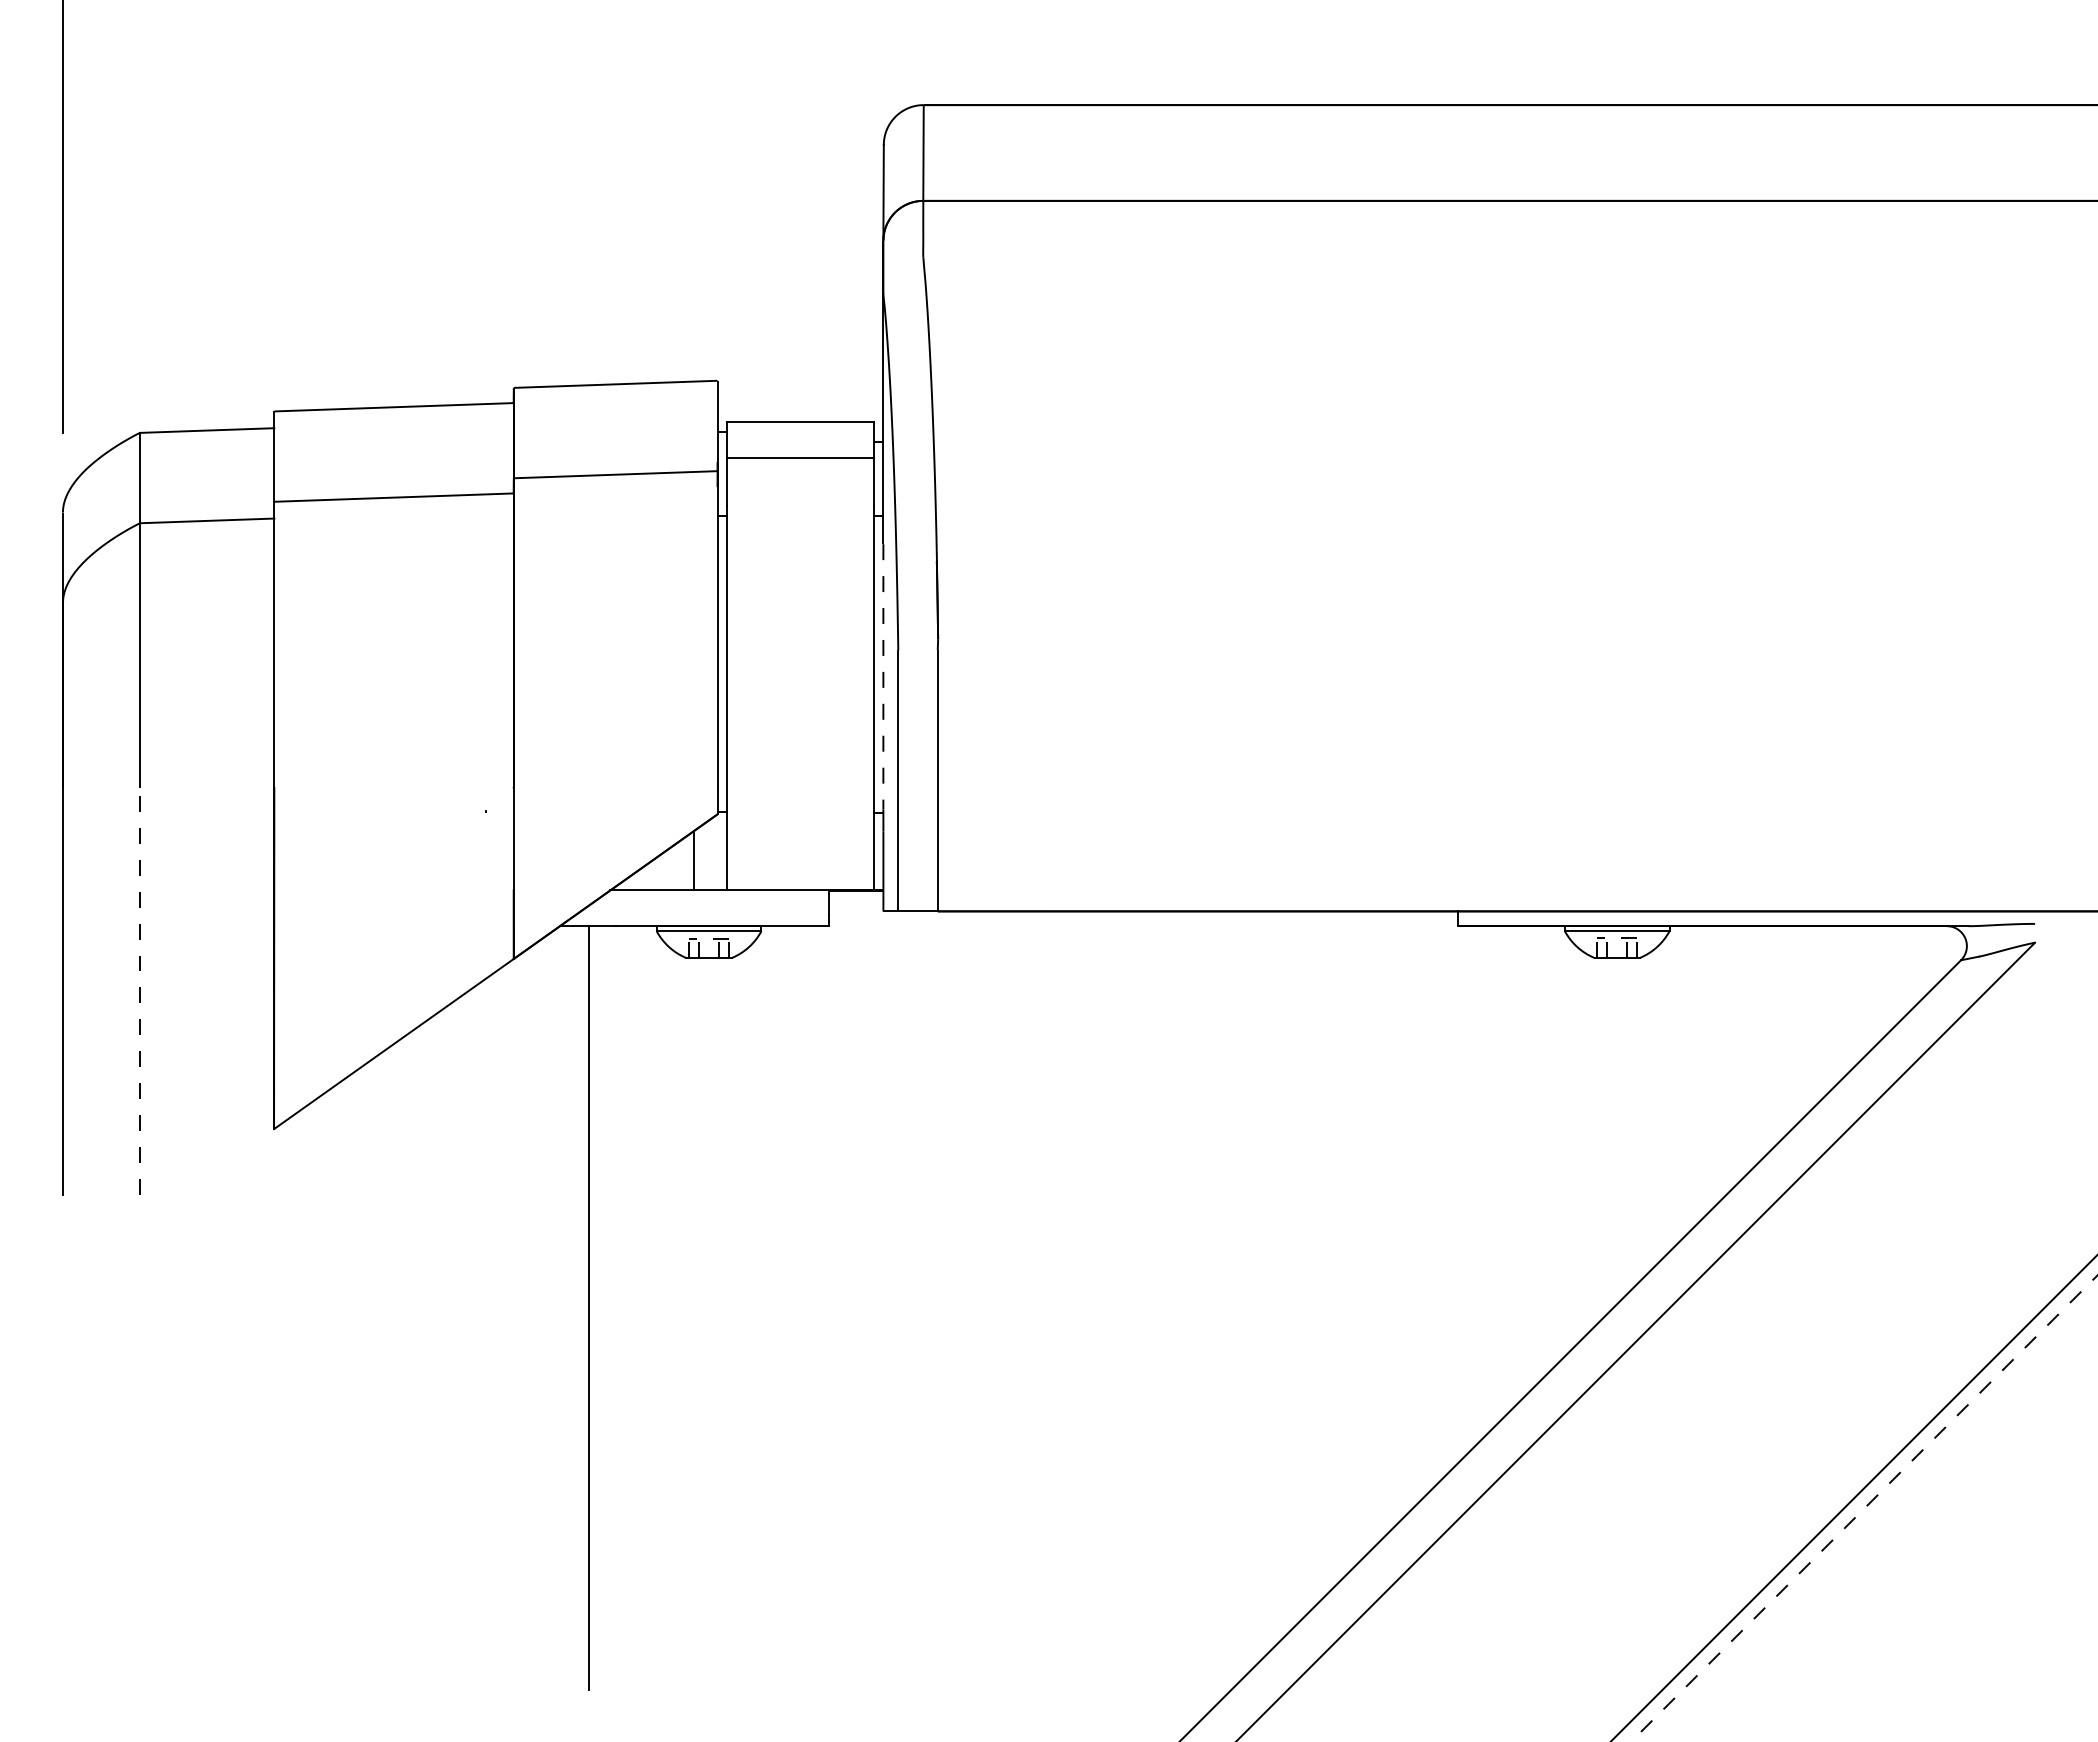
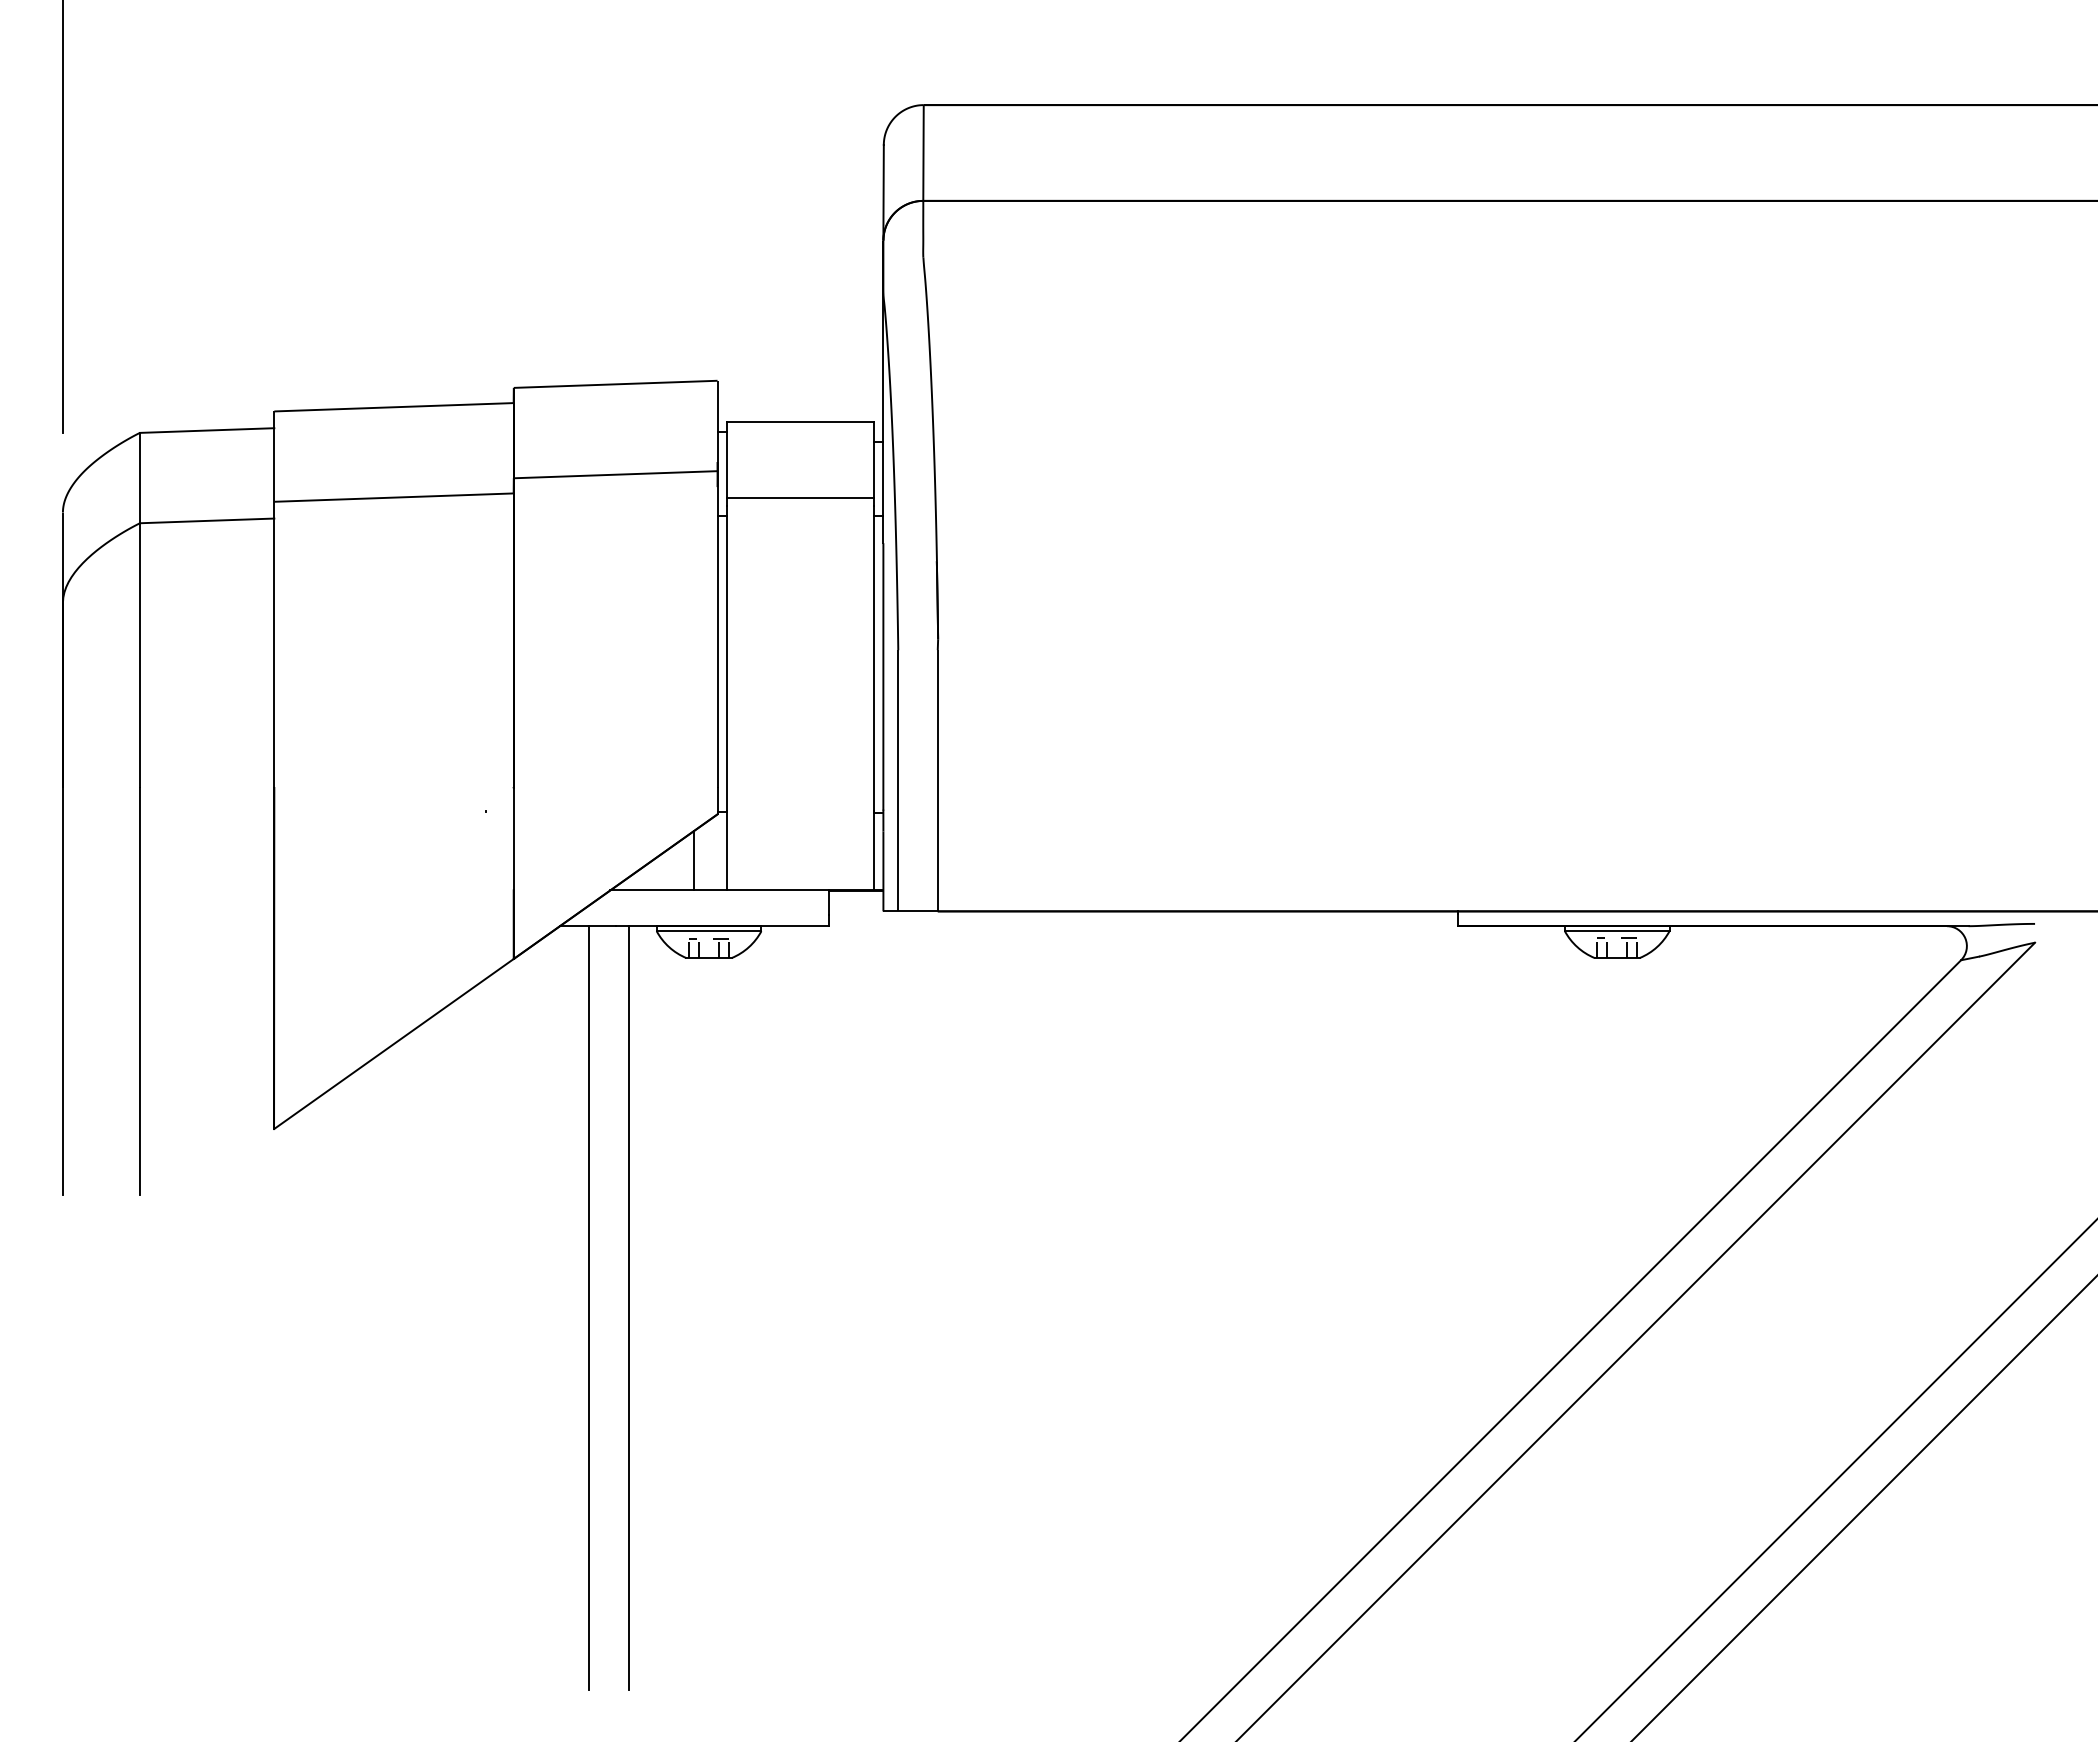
line position: (800, 457) -> (800, 497) (800, 497)
line: dashed -> solid (883, 676)
line: dashed -> solid (139, 991)
line: none -> present (629, 1307)
line position: (1853, 1497) -> (1835, 1480) (1835, 1480)
line: dashed -> solid (1864, 1508)
